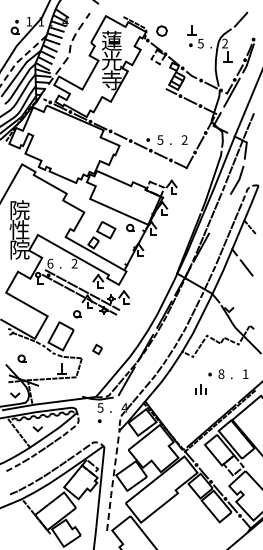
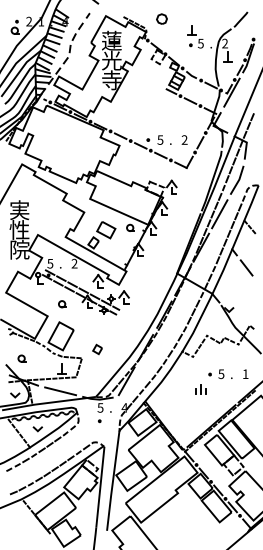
text: 1 -> 2 (29, 21)
part position: (161, 30) -> (161, 18) (161, 18)
line: dashed -> solid (20, 59)
text: 院 -> 実 (19, 210)
line: none -> present (219, 214)
text: 6 -> 5 (50, 263)
part position: (77, 314) -> (62, 304) (62, 304)
text: 8 -> 5 (221, 373)
line: none -> present (60, 391)
line: dashed -> solid (113, 480)
